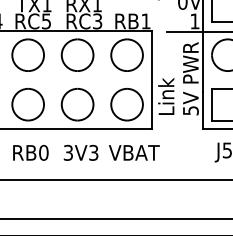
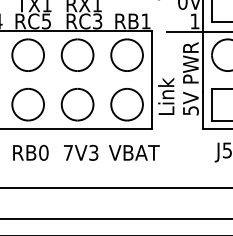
text: 3V3 -> 7V3 (67, 152)
line position: (115, 180) -> (115, 188) (115, 188)
